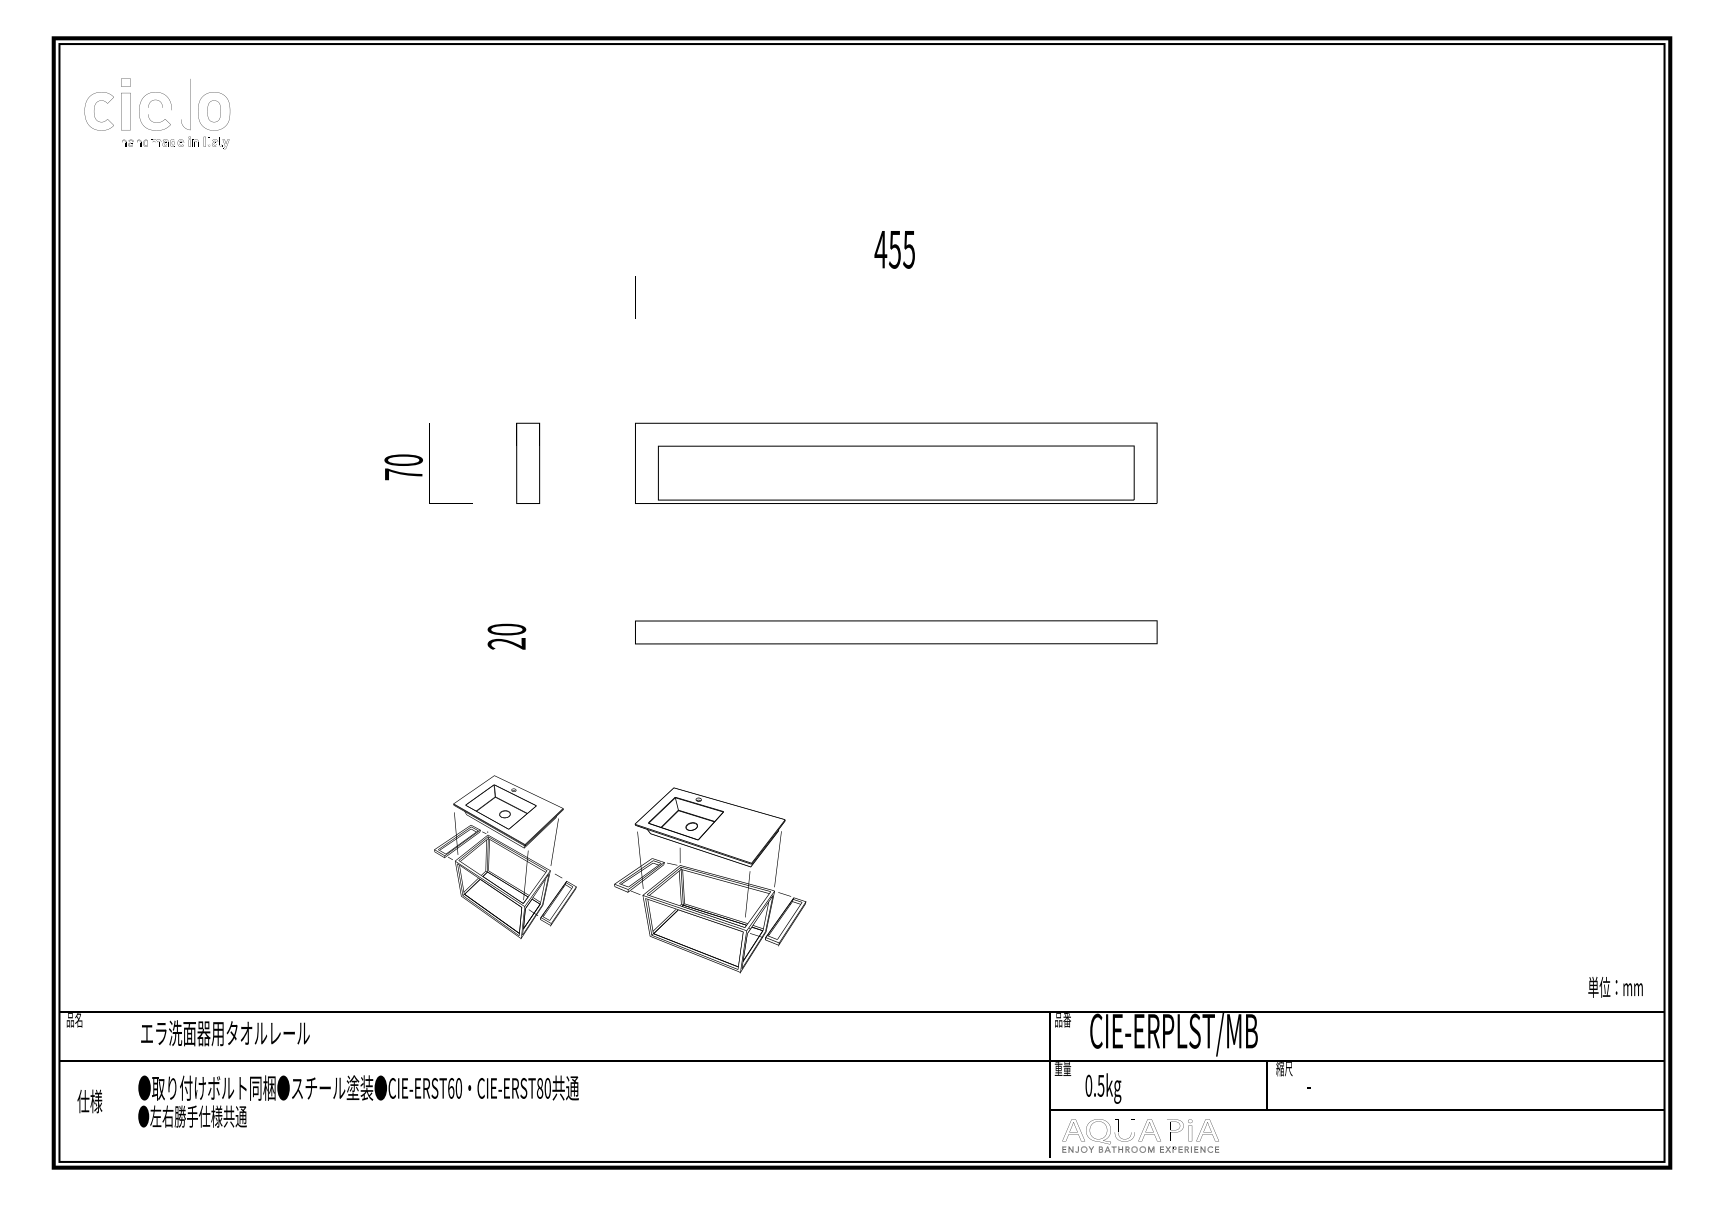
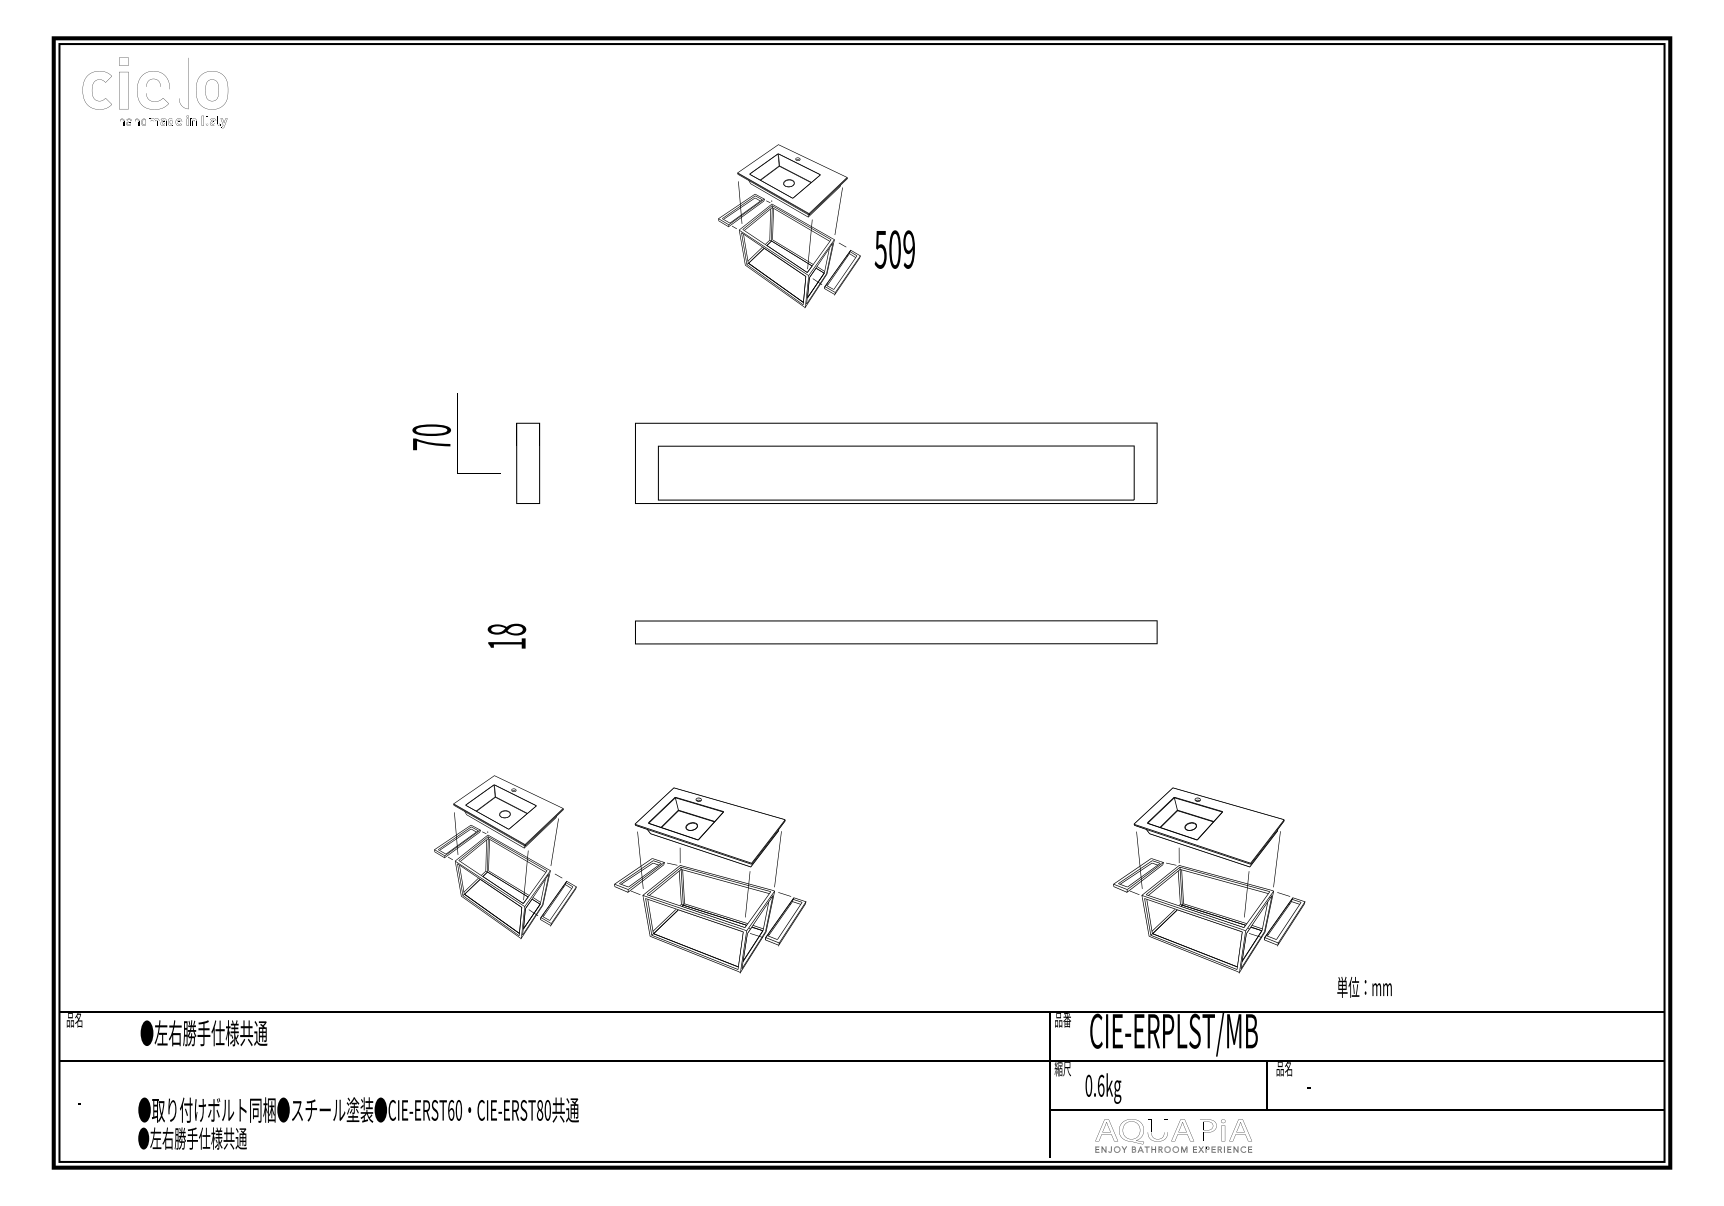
part position: (162, 107) -> (160, 86) (160, 86)
part: none -> present (789, 225)
text: 455 -> 509 (894, 249)
line: present -> none (635, 297)
text position: (428, 463) -> (456, 433) (456, 433)
text: 20 -> 18 (506, 636)
part: none -> present (1209, 880)
text position: (1615, 987) -> (1364, 987) (1364, 987)
text: エラ洗面器用タオルレール -> ●左右勝手仕様共通 (224, 1033)
text: 重量 -> 縮尺 (1062, 1069)
text: 縮尺 -> 品名 (1284, 1069)
text: 0.5kg -> 0.6kg (1100, 1085)
text: 仕様 -> - (89, 1101)
text position: (358, 1101) -> (358, 1123) (358, 1123)
part position: (1140, 1135) -> (1173, 1135) (1173, 1135)
